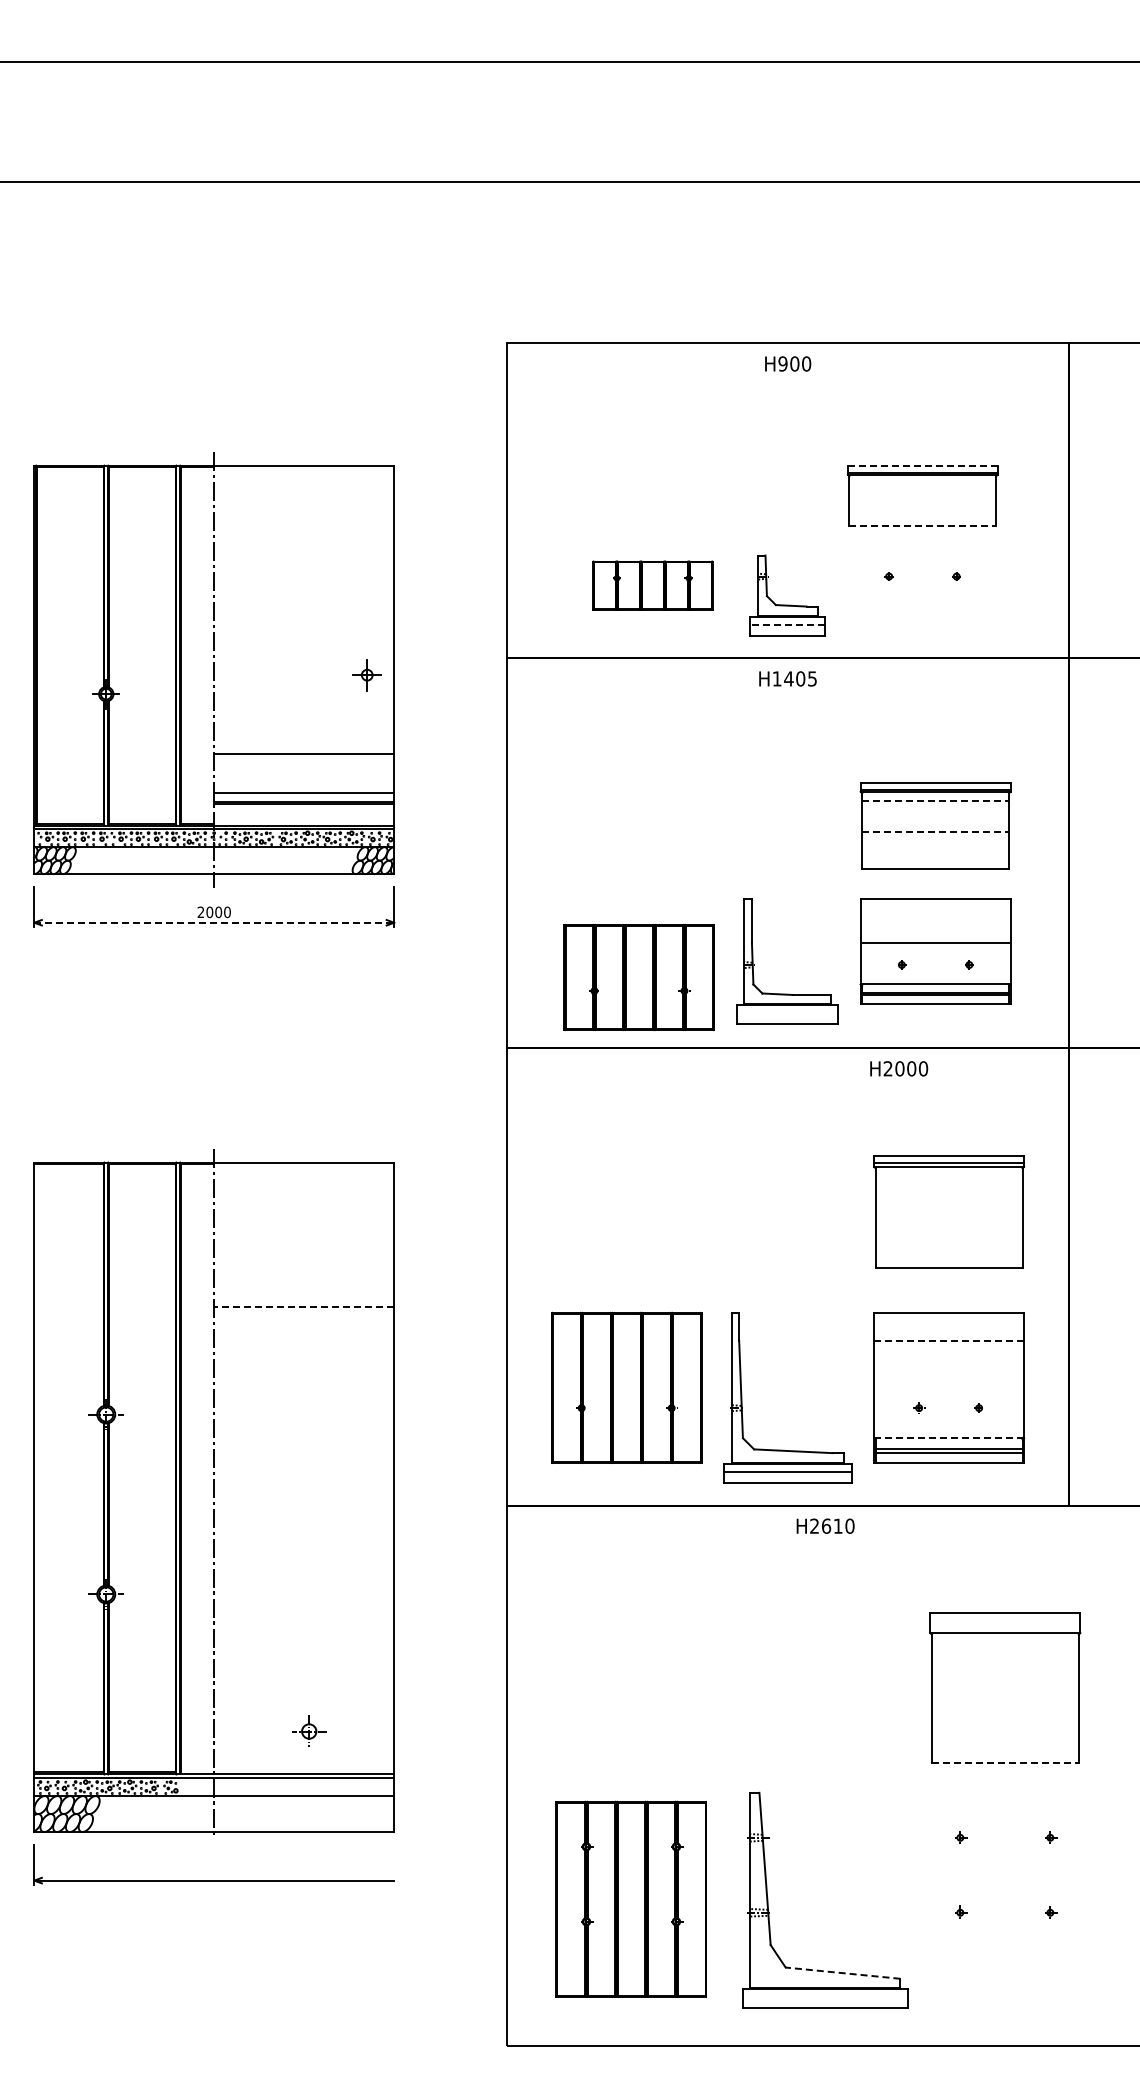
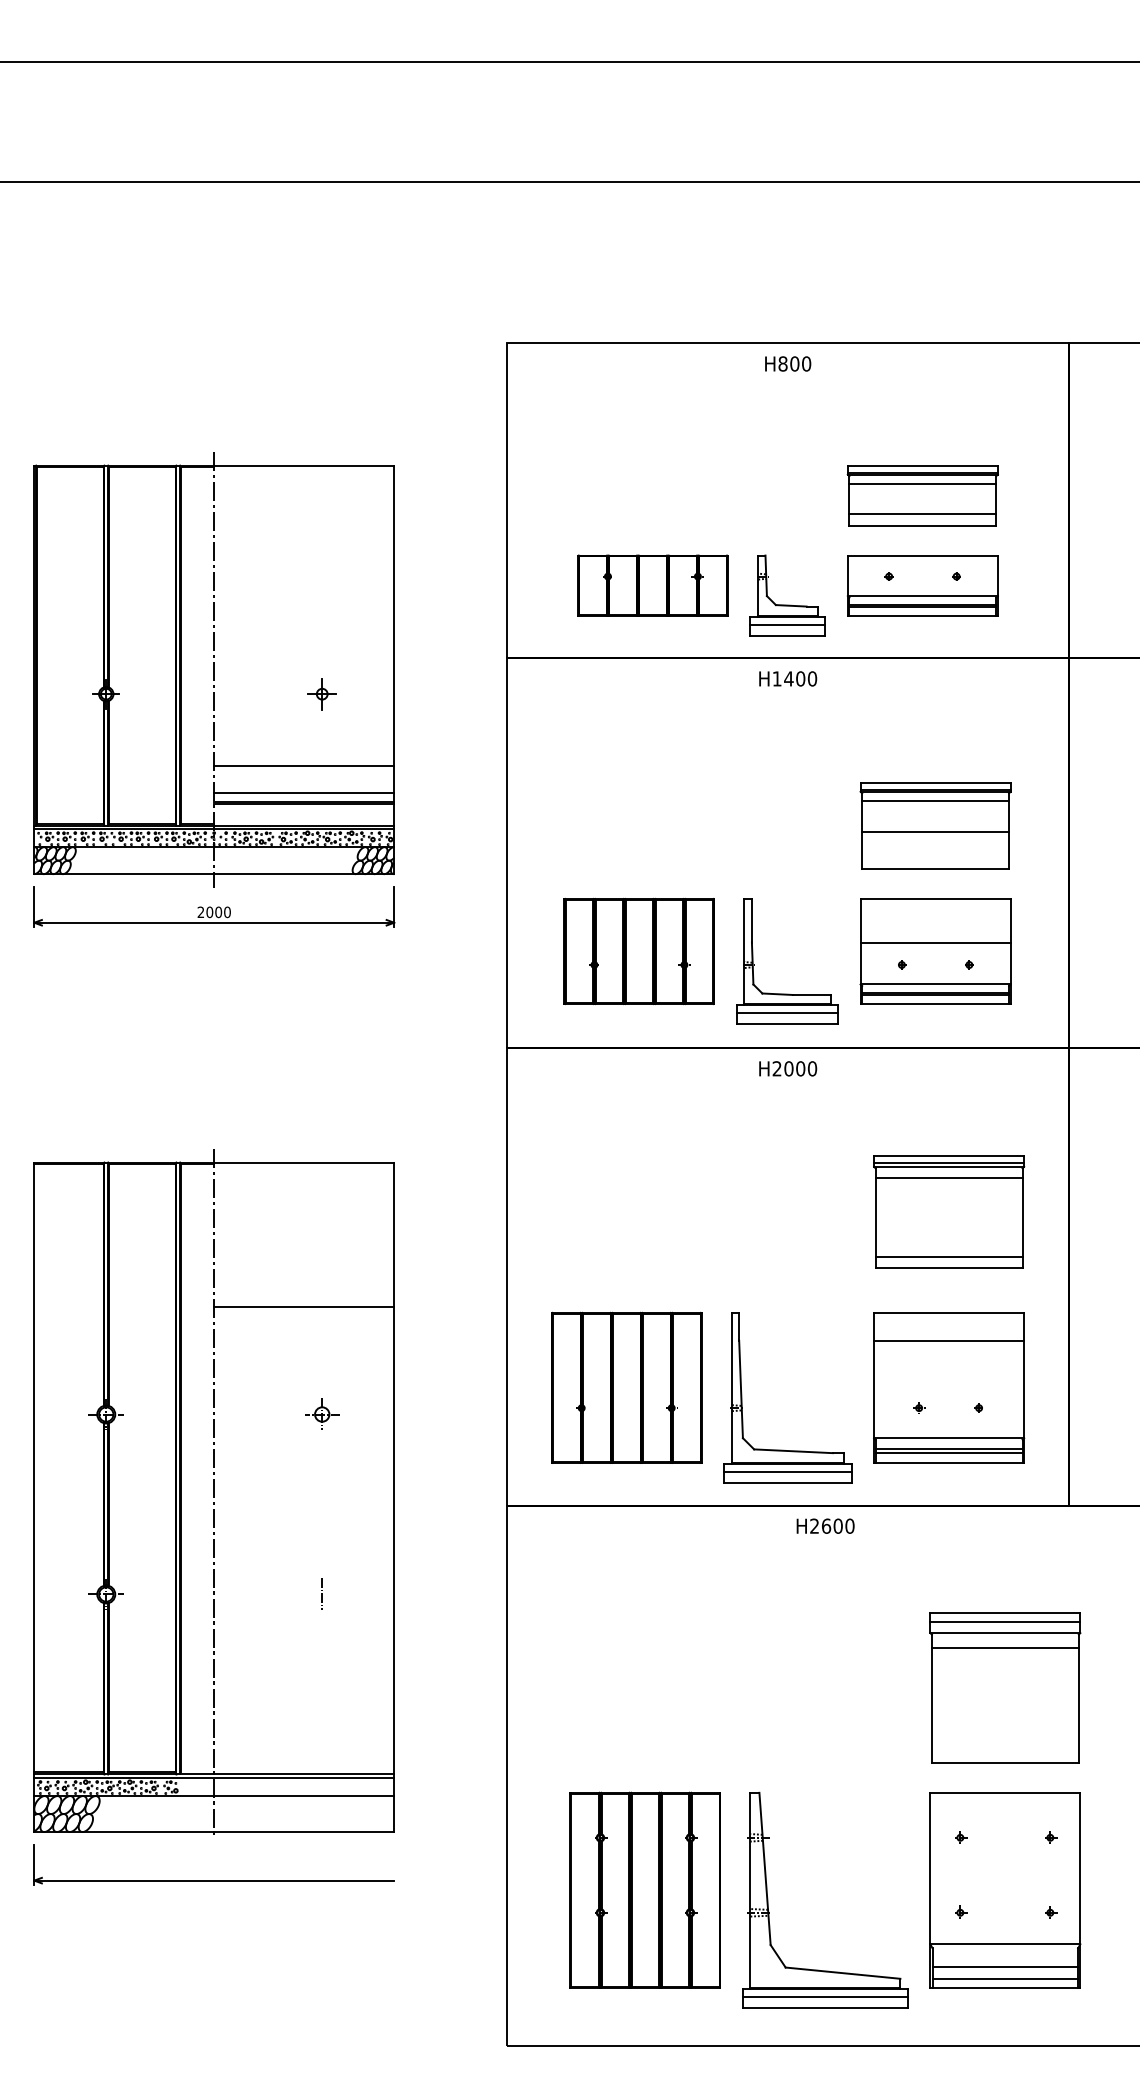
text: H900 -> H800 (782, 363)
line: dashed -> solid (922, 465)
line: none -> present (922, 483)
line: none -> present (922, 514)
line: dashed -> solid (923, 525)
part size: 122x51 px -> 152x63 px (652, 585)
part: none -> present (922, 585)
line: dashed -> solid (787, 624)
part position: (366, 675) -> (321, 694) (321, 694)
text: H1405 -> H1400 (812, 678)
line position: (304, 754) -> (304, 766) (304, 766)
line: dashed -> solid (936, 800)
line: dashed -> solid (936, 831)
line: dashed -> solid (214, 922)
part position: (638, 977) -> (638, 951) (638, 951)
line: none -> present (787, 1012)
text position: (899, 1068) -> (788, 1068) (788, 1068)
line: none -> present (948, 1178)
line: none -> present (948, 1256)
line: dashed -> solid (304, 1306)
line: dashed -> solid (949, 1340)
line: dashed -> solid (949, 1438)
text: H2610 -> H2600 (837, 1525)
line: none -> present (322, 1594)
line: none -> present (1005, 1621)
line: none -> present (1004, 1648)
part position: (309, 1730) -> (322, 1413) (322, 1413)
line: dashed -> solid (1005, 1762)
part: none -> present (1005, 1890)
part position: (630, 1898) -> (644, 1889) (644, 1889)
line: dashed -> solid (843, 1973)
line: none -> present (824, 1996)
